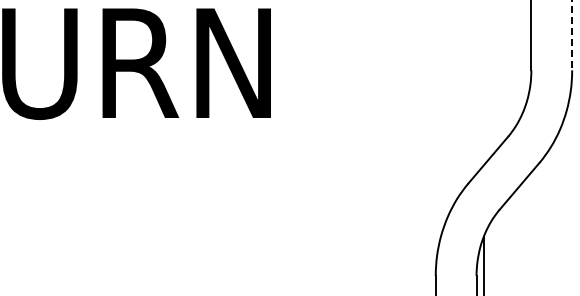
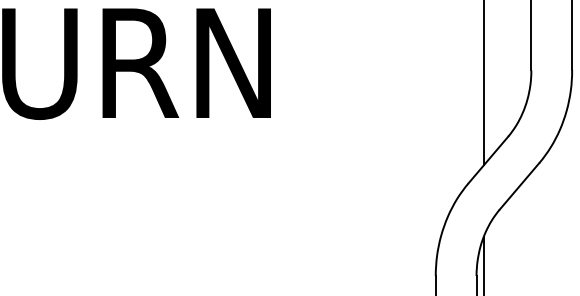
line: dashed -> solid (572, 35)
line: none -> present (483, 83)
